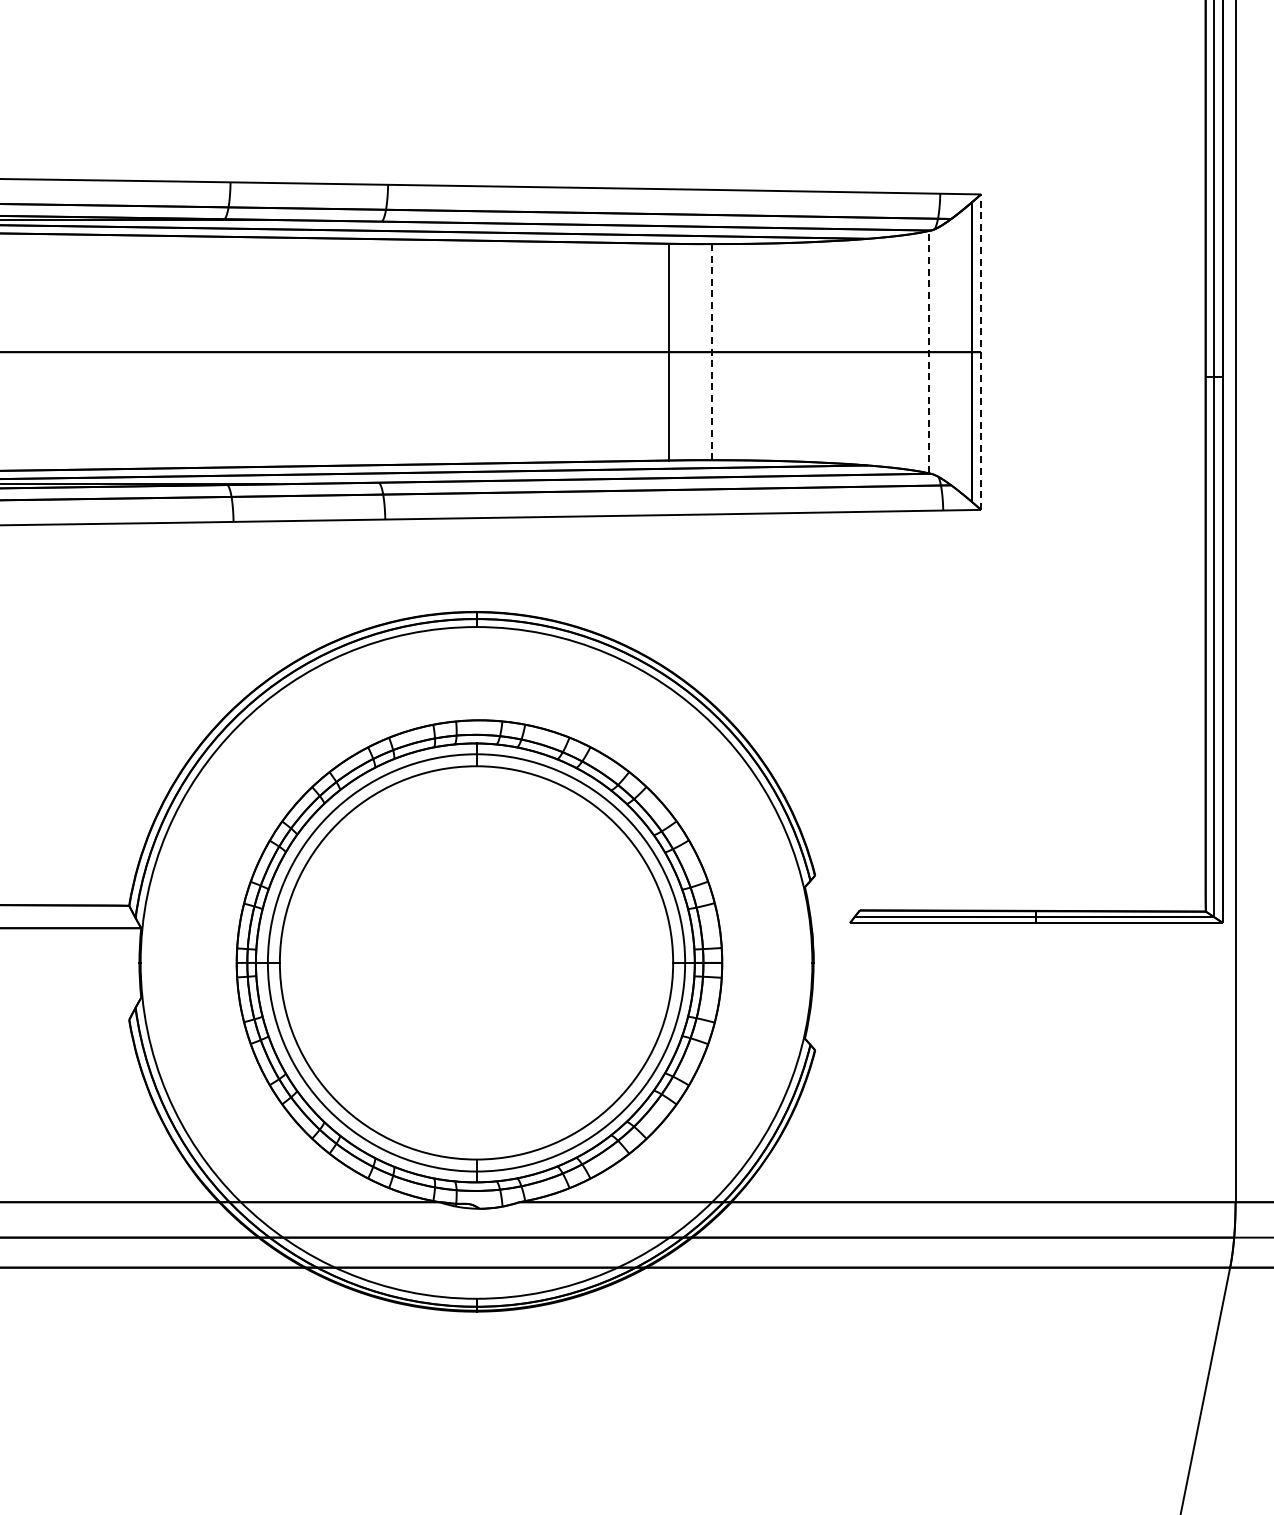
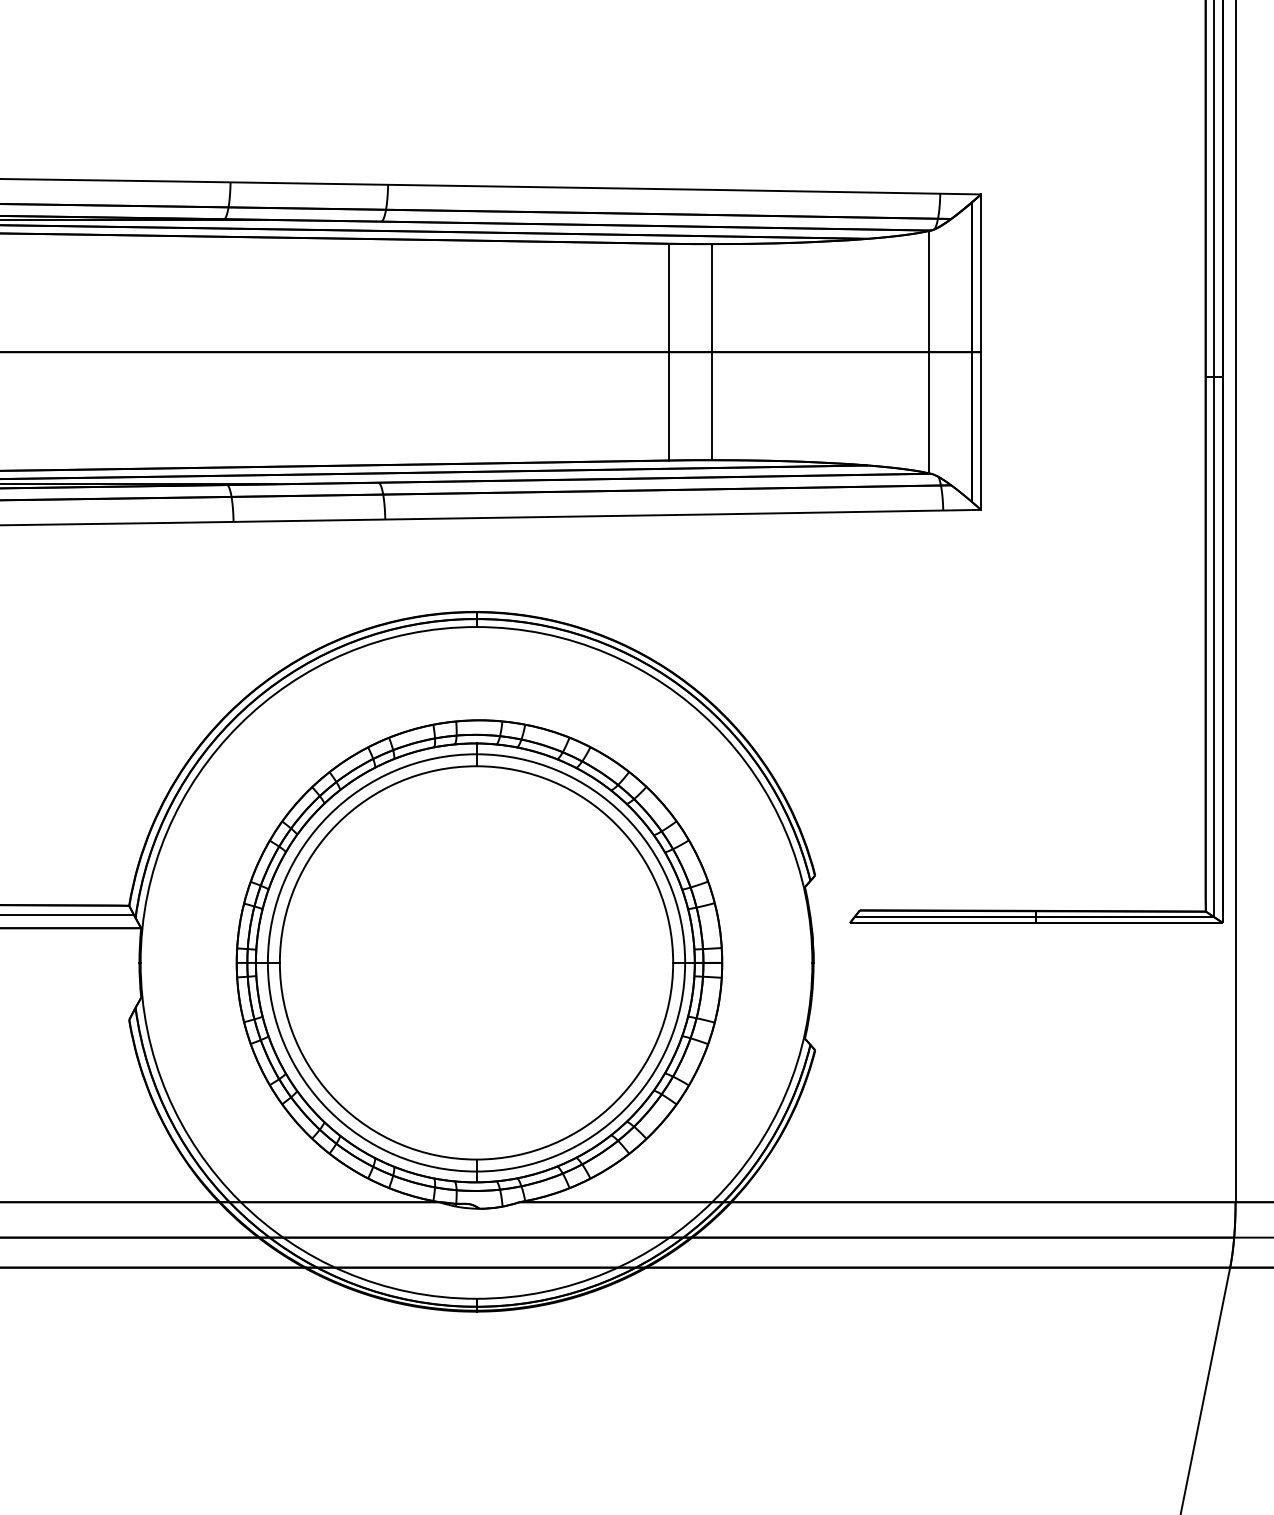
line: dashed -> solid (711, 351)
line: dashed -> solid (928, 351)
line: dashed -> solid (981, 352)
line: none -> present (67, 914)
